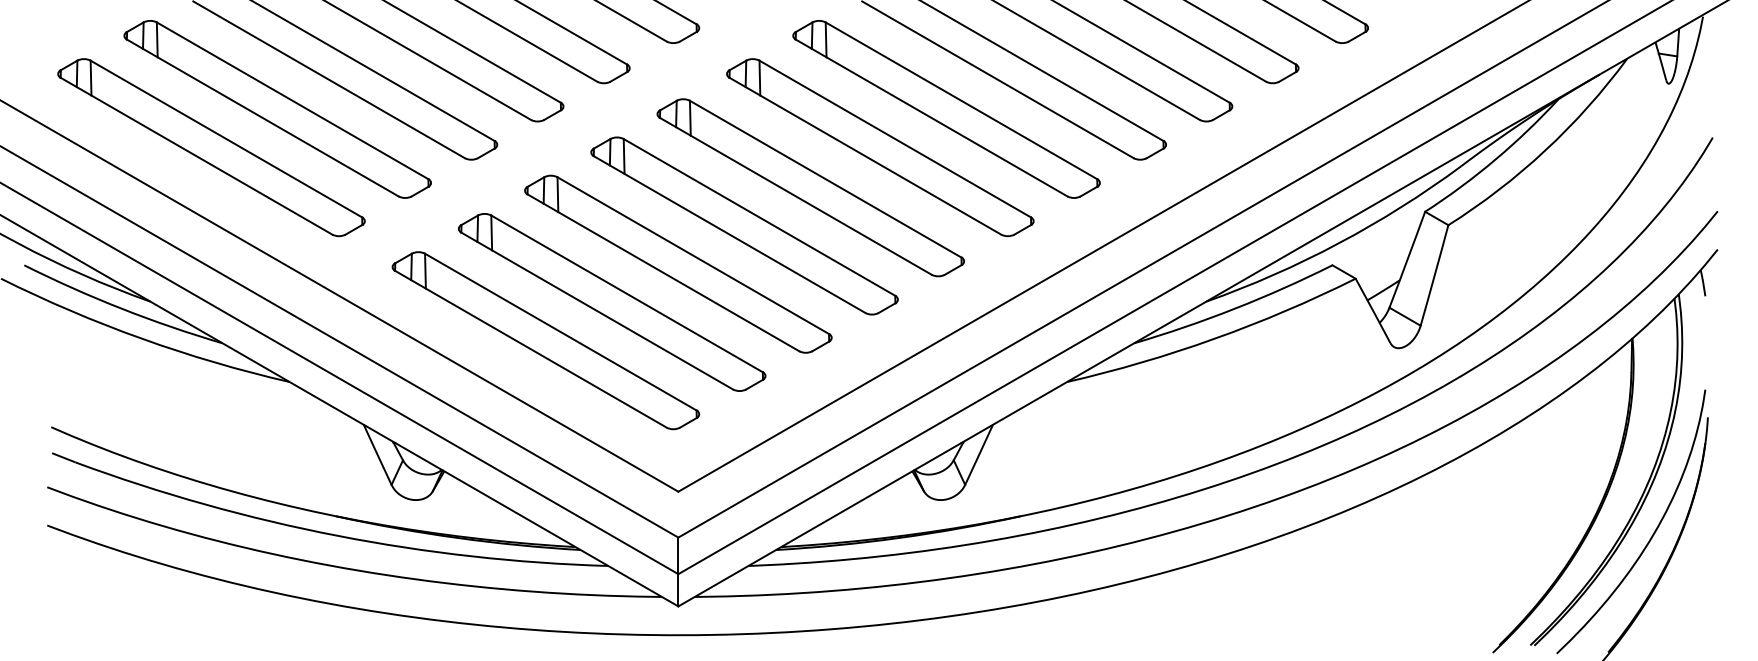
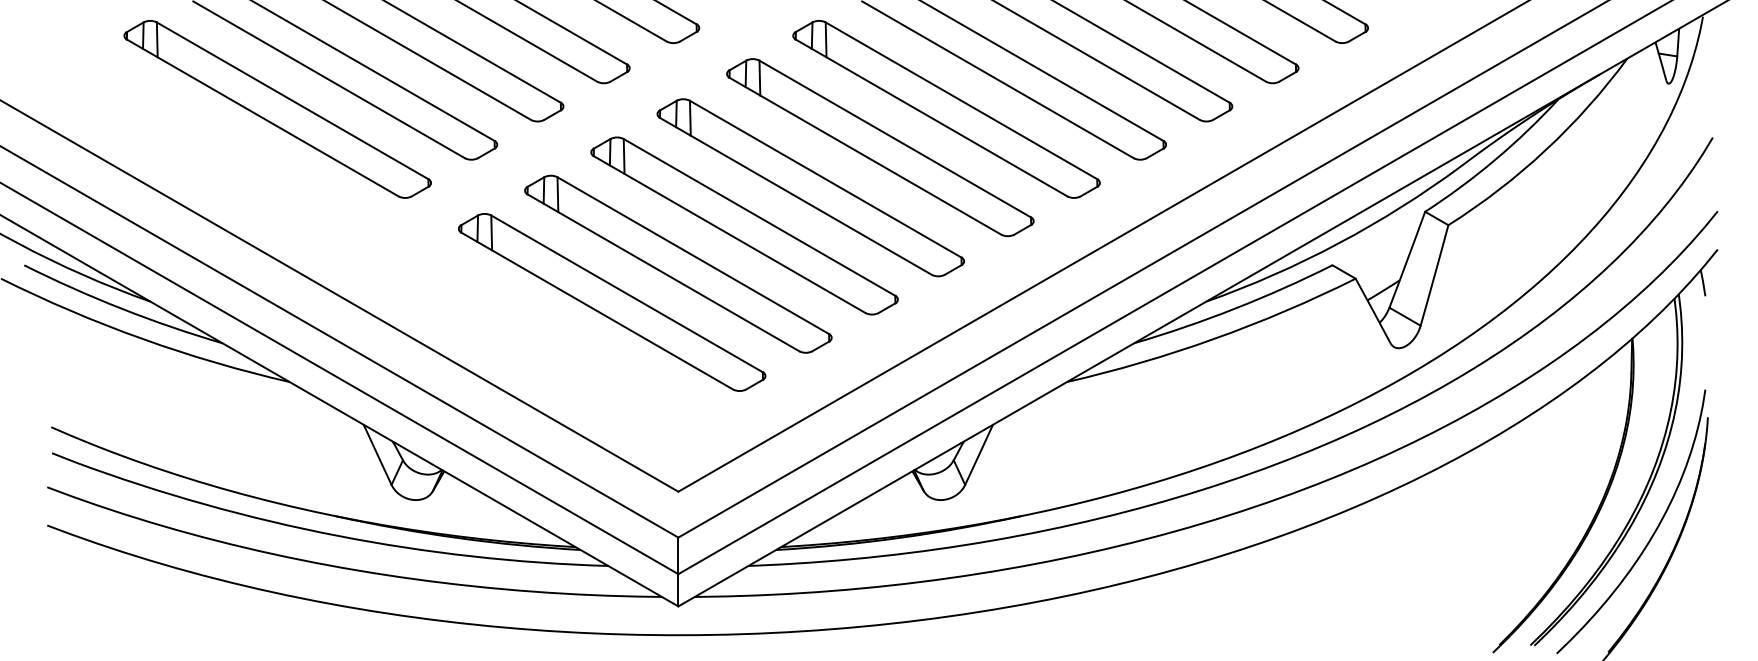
part: present -> none (211, 147)
part: present -> none (545, 340)
